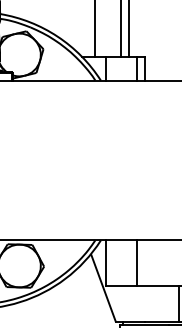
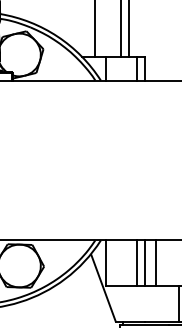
line: none -> present (144, 263)
line: none -> present (155, 263)
